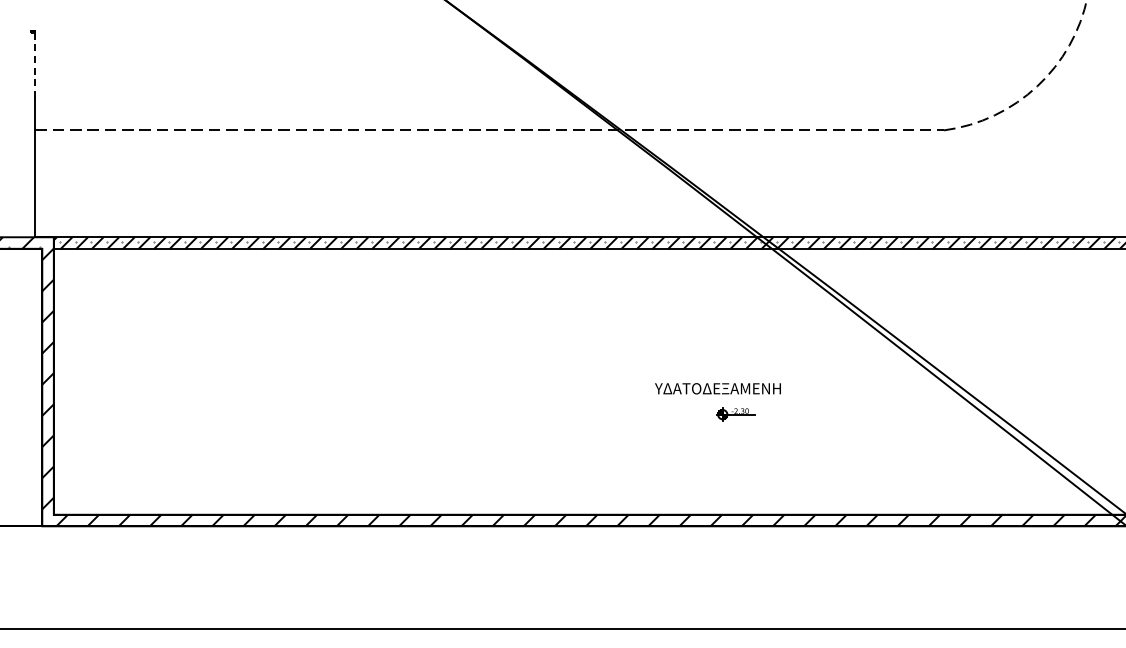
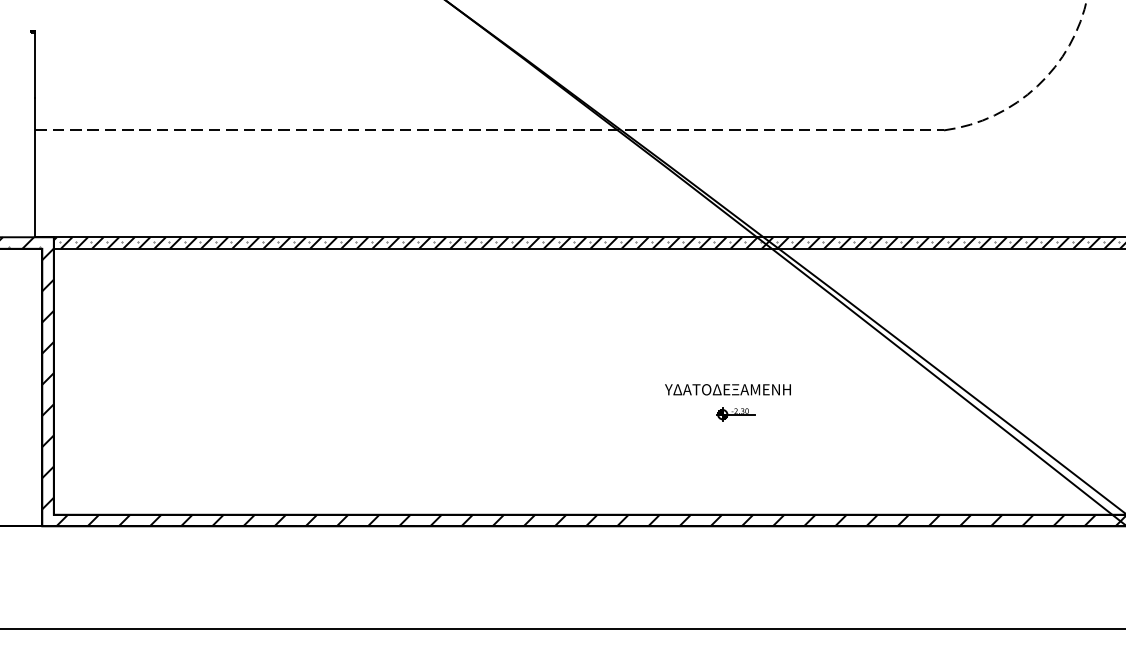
line: dashed -> solid (35, 65)
text position: (717, 388) -> (727, 389) (727, 389)
